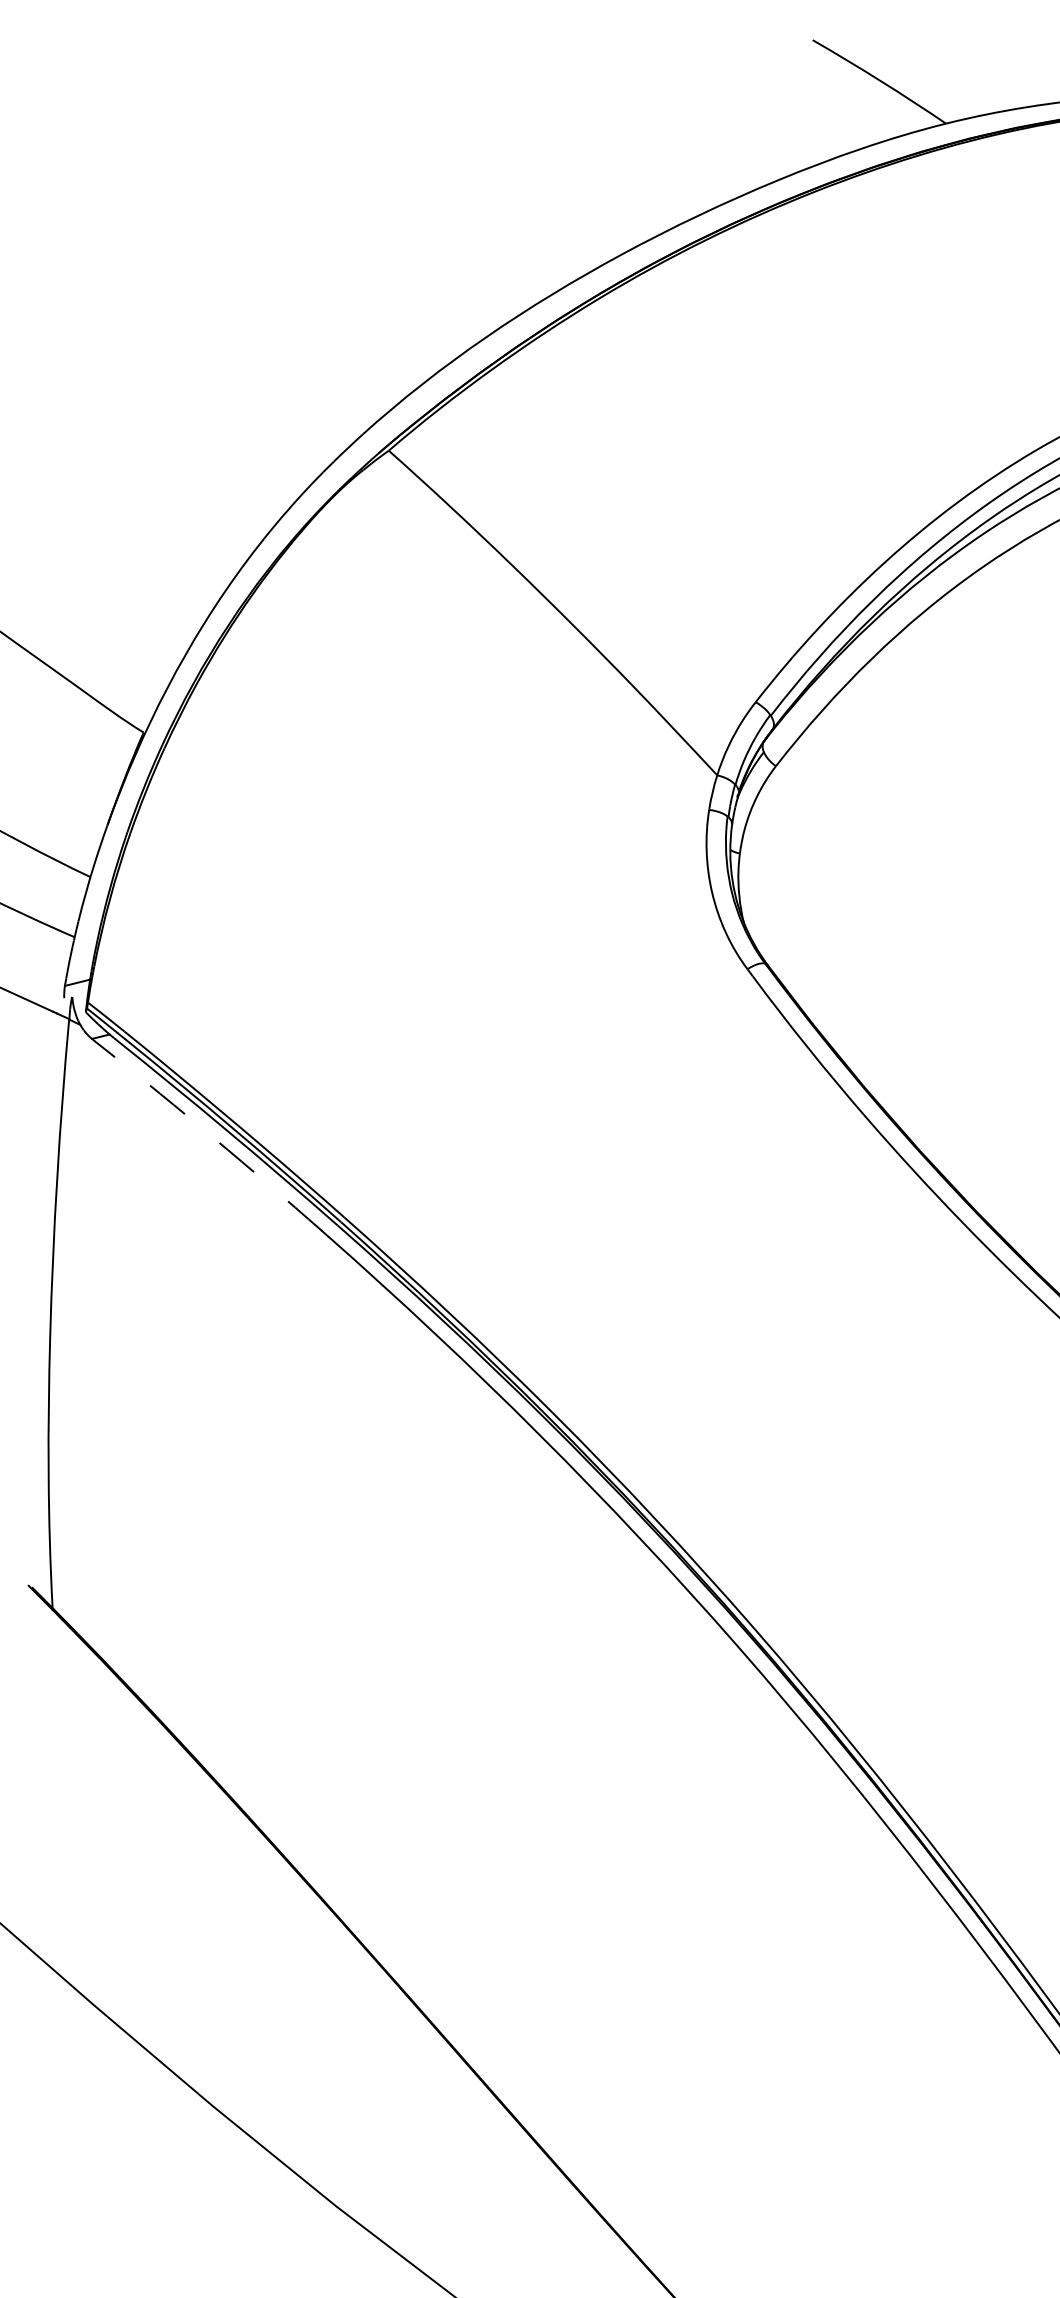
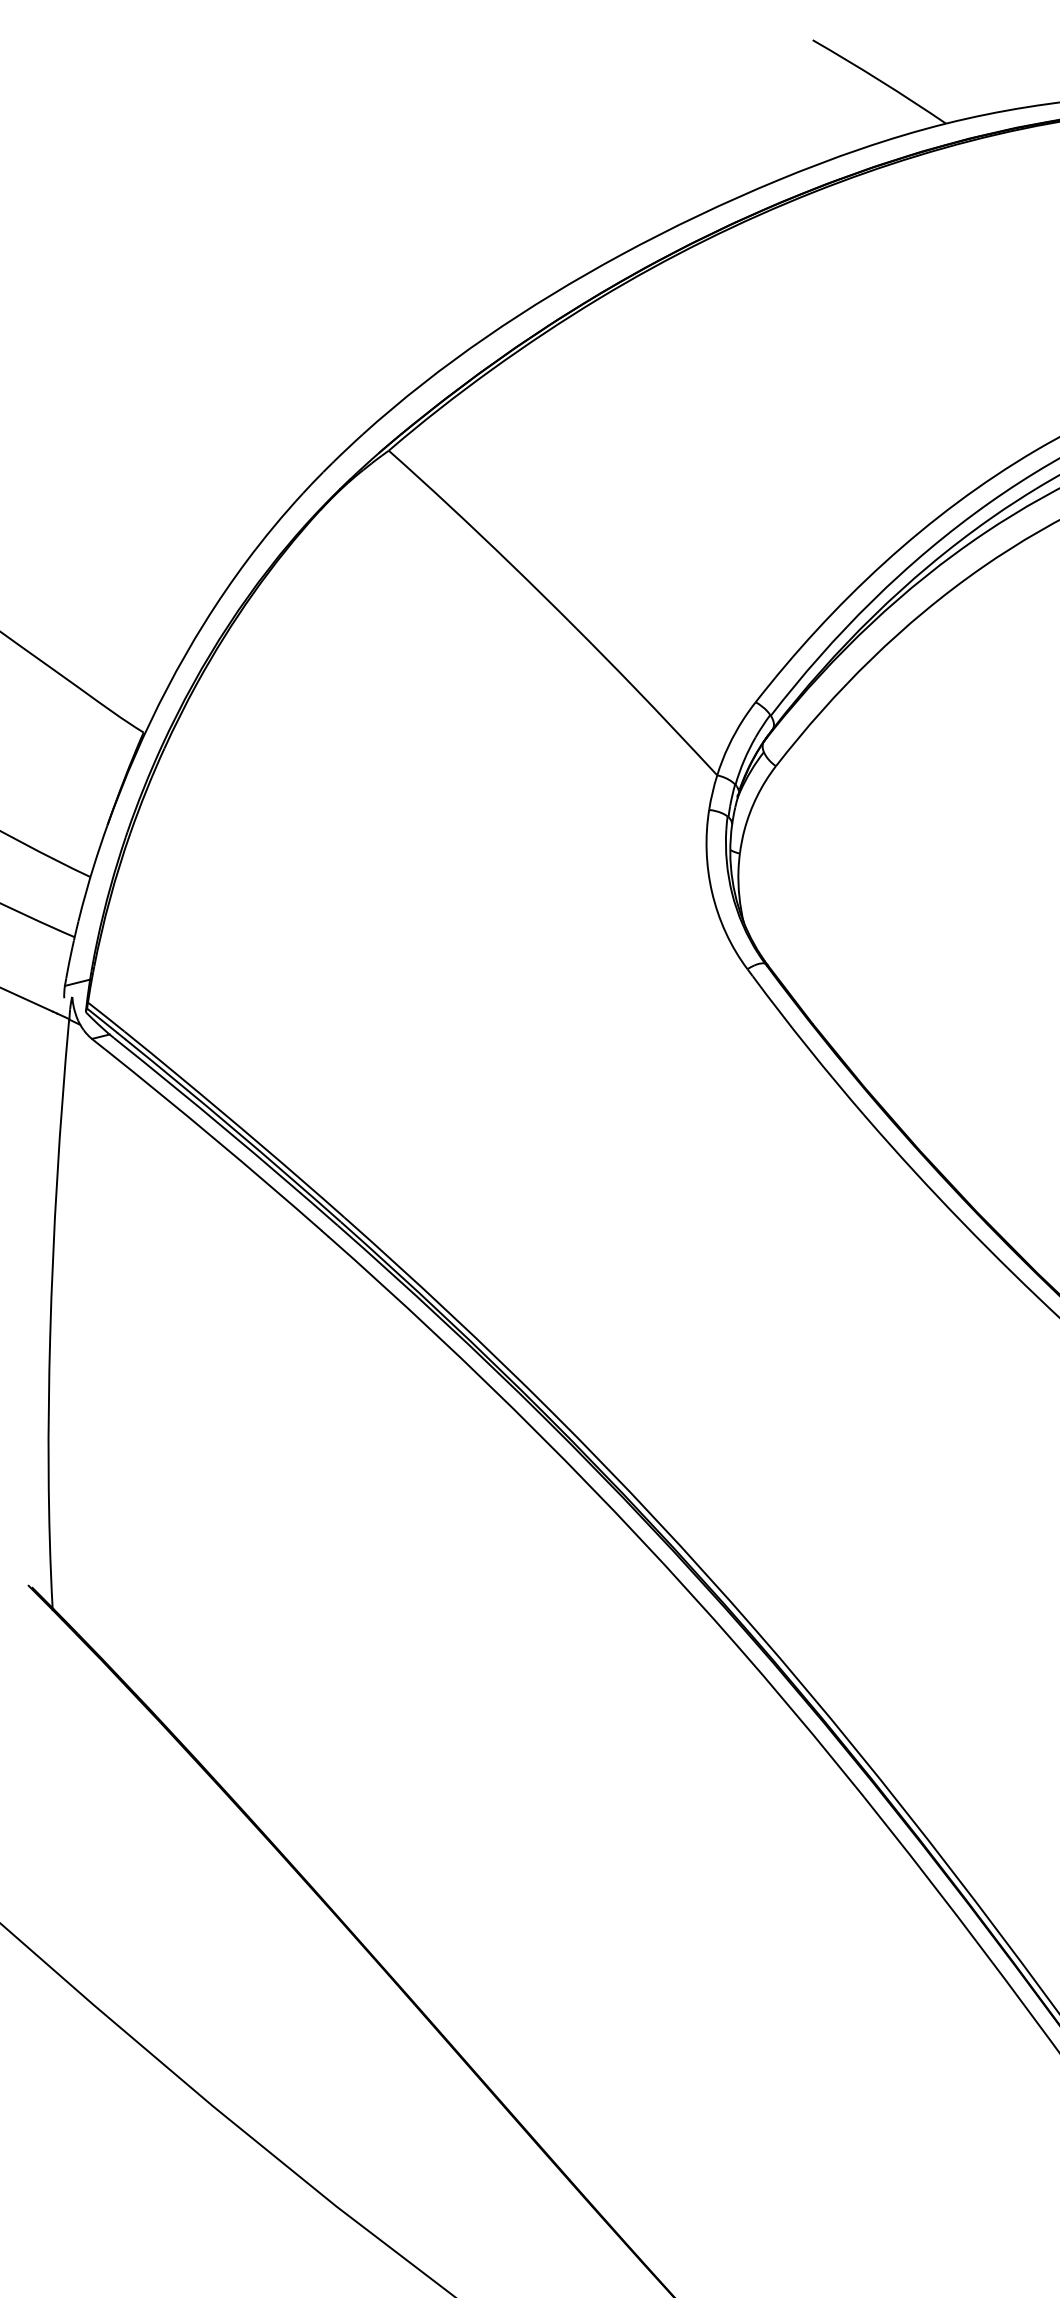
arc: dashed -> solid (214, 1138)
